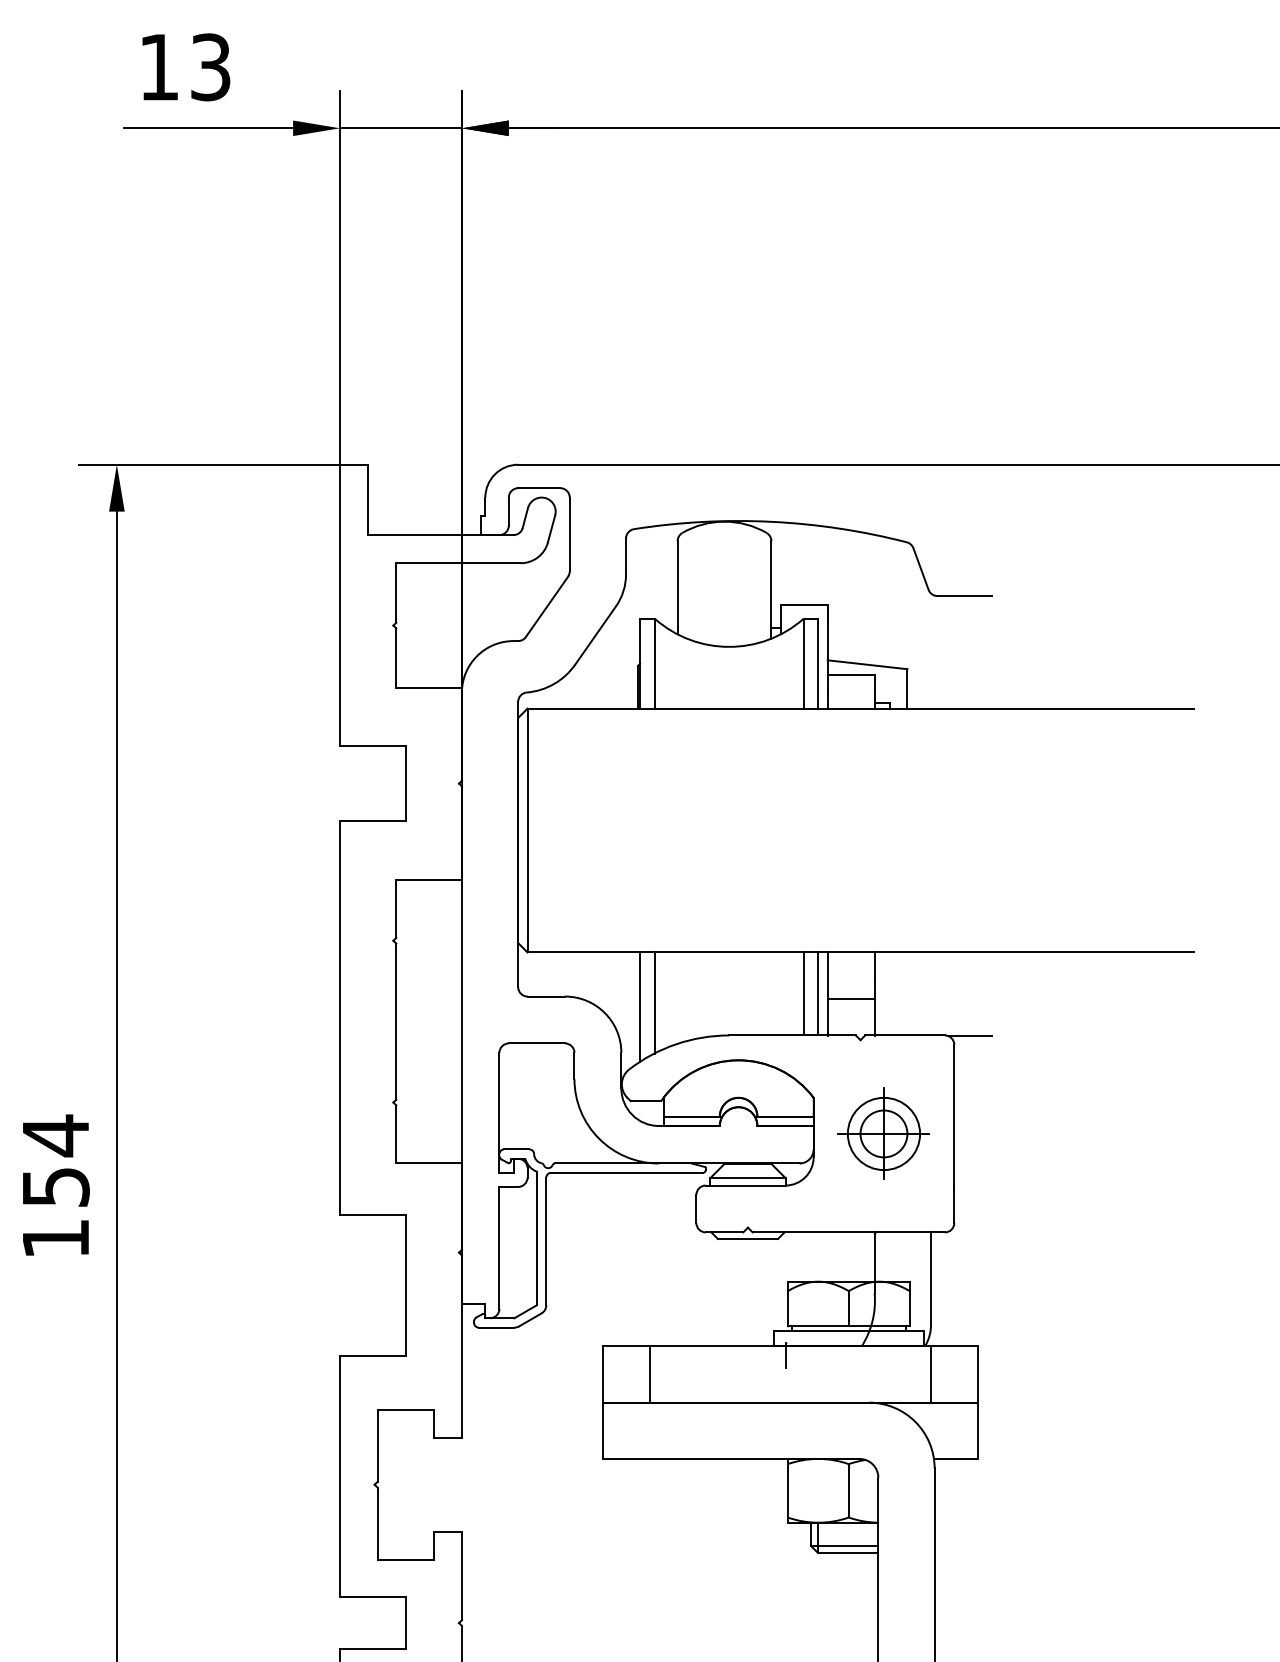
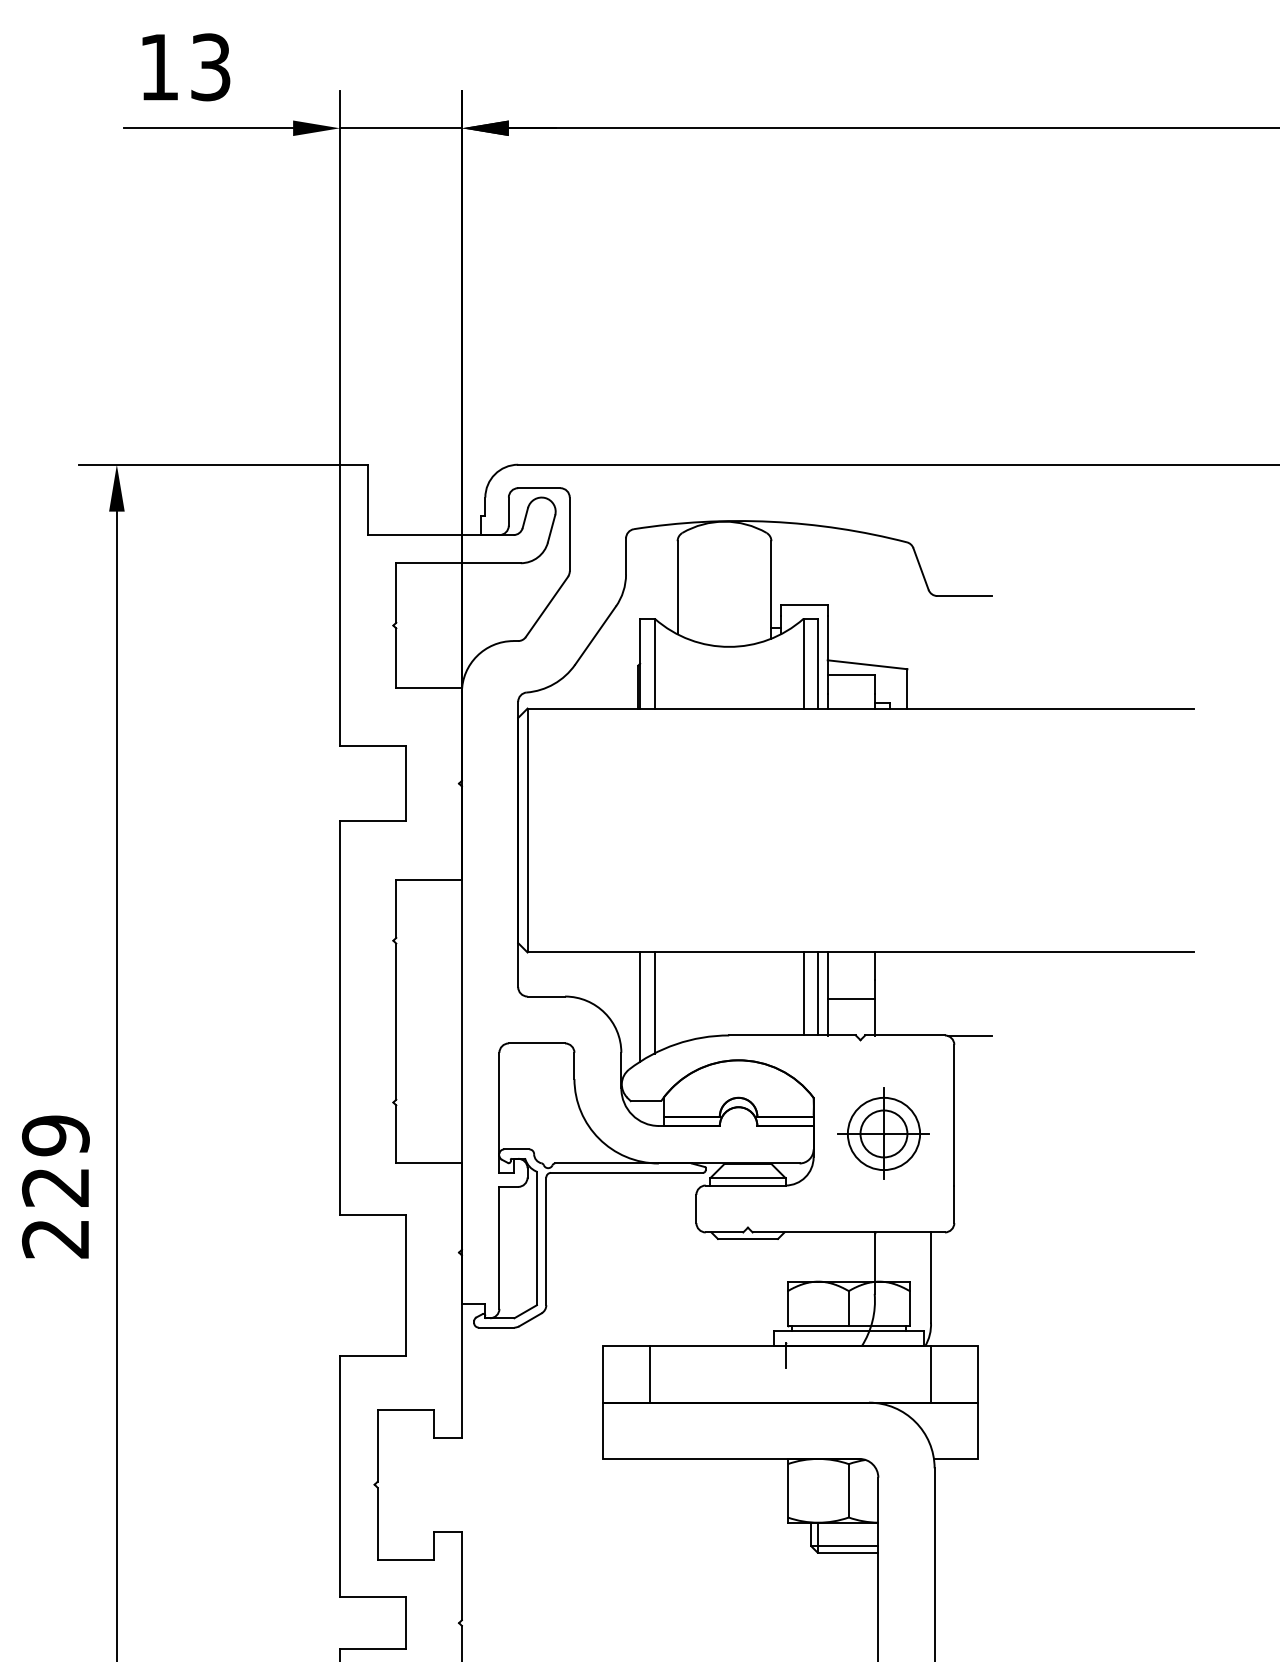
text: 154 -> 229 (55, 1186)
